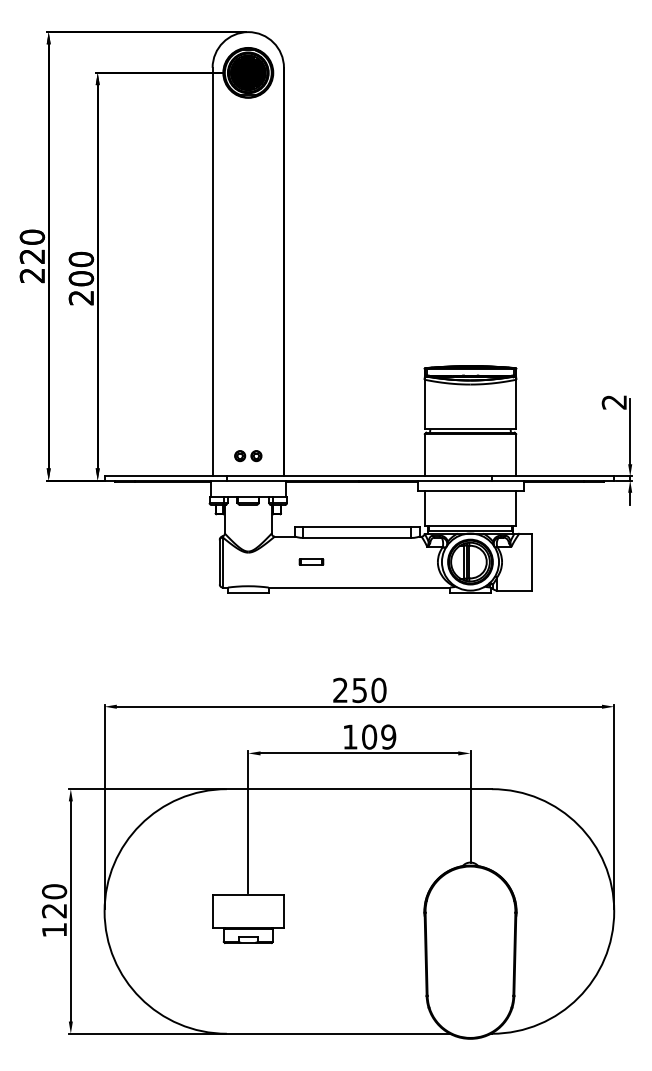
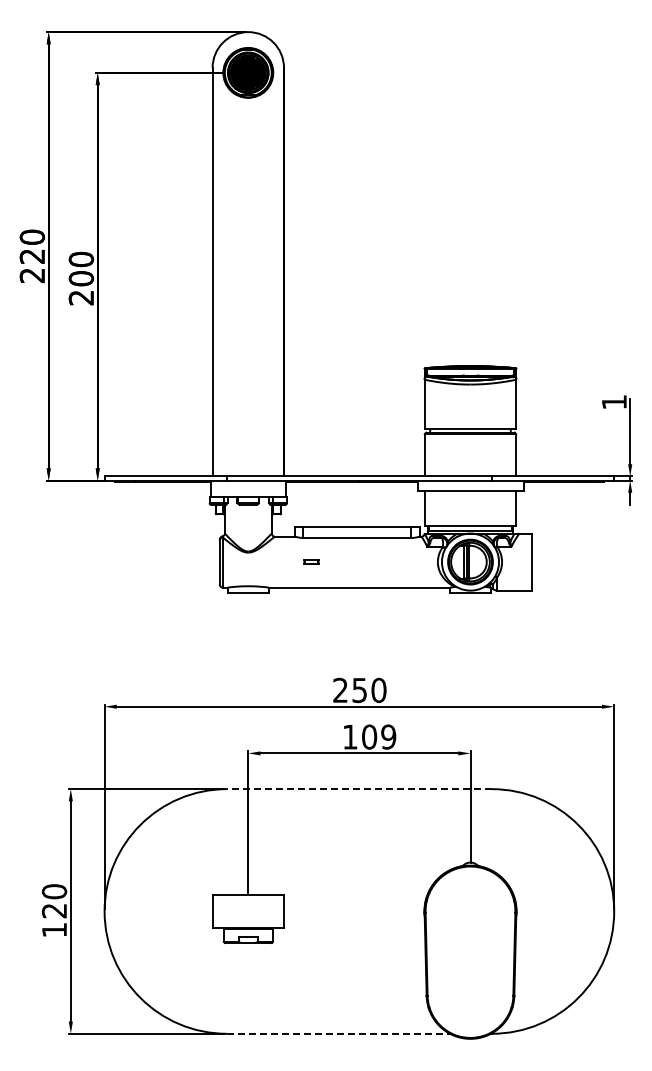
text: 2 -> 1 (613, 402)
part: present -> none (248, 456)
part size: 27x8 px -> 17x6 px (311, 561)
line: solid -> dashed (358, 789)
line: solid -> dashed (338, 1033)
